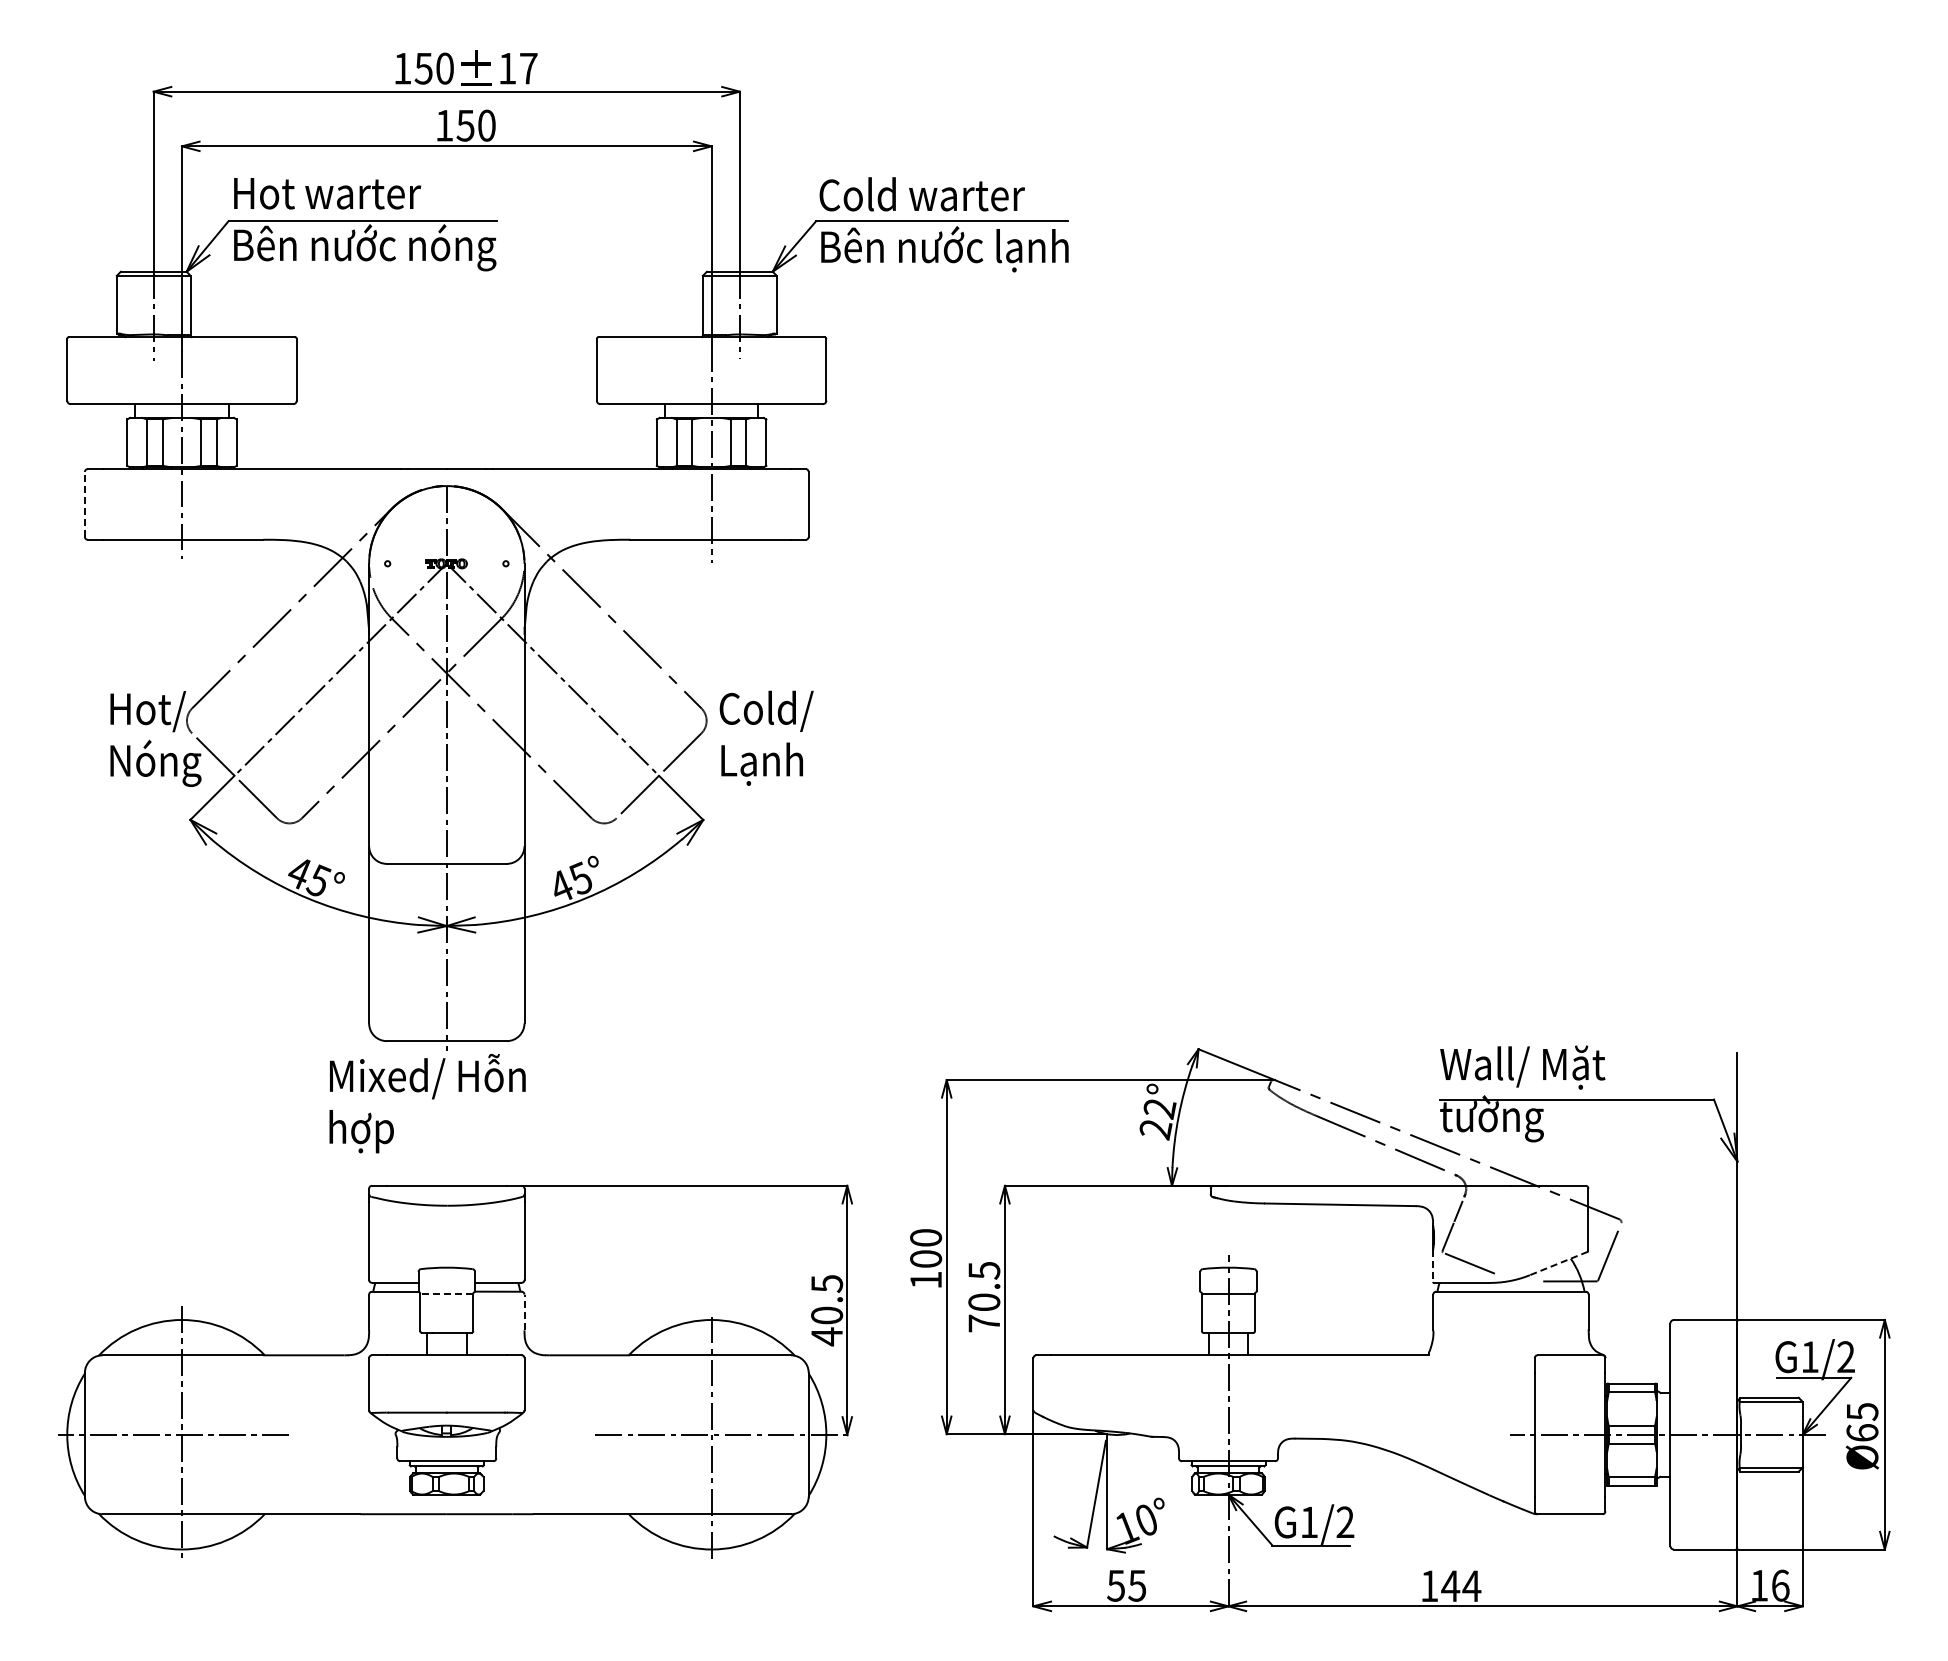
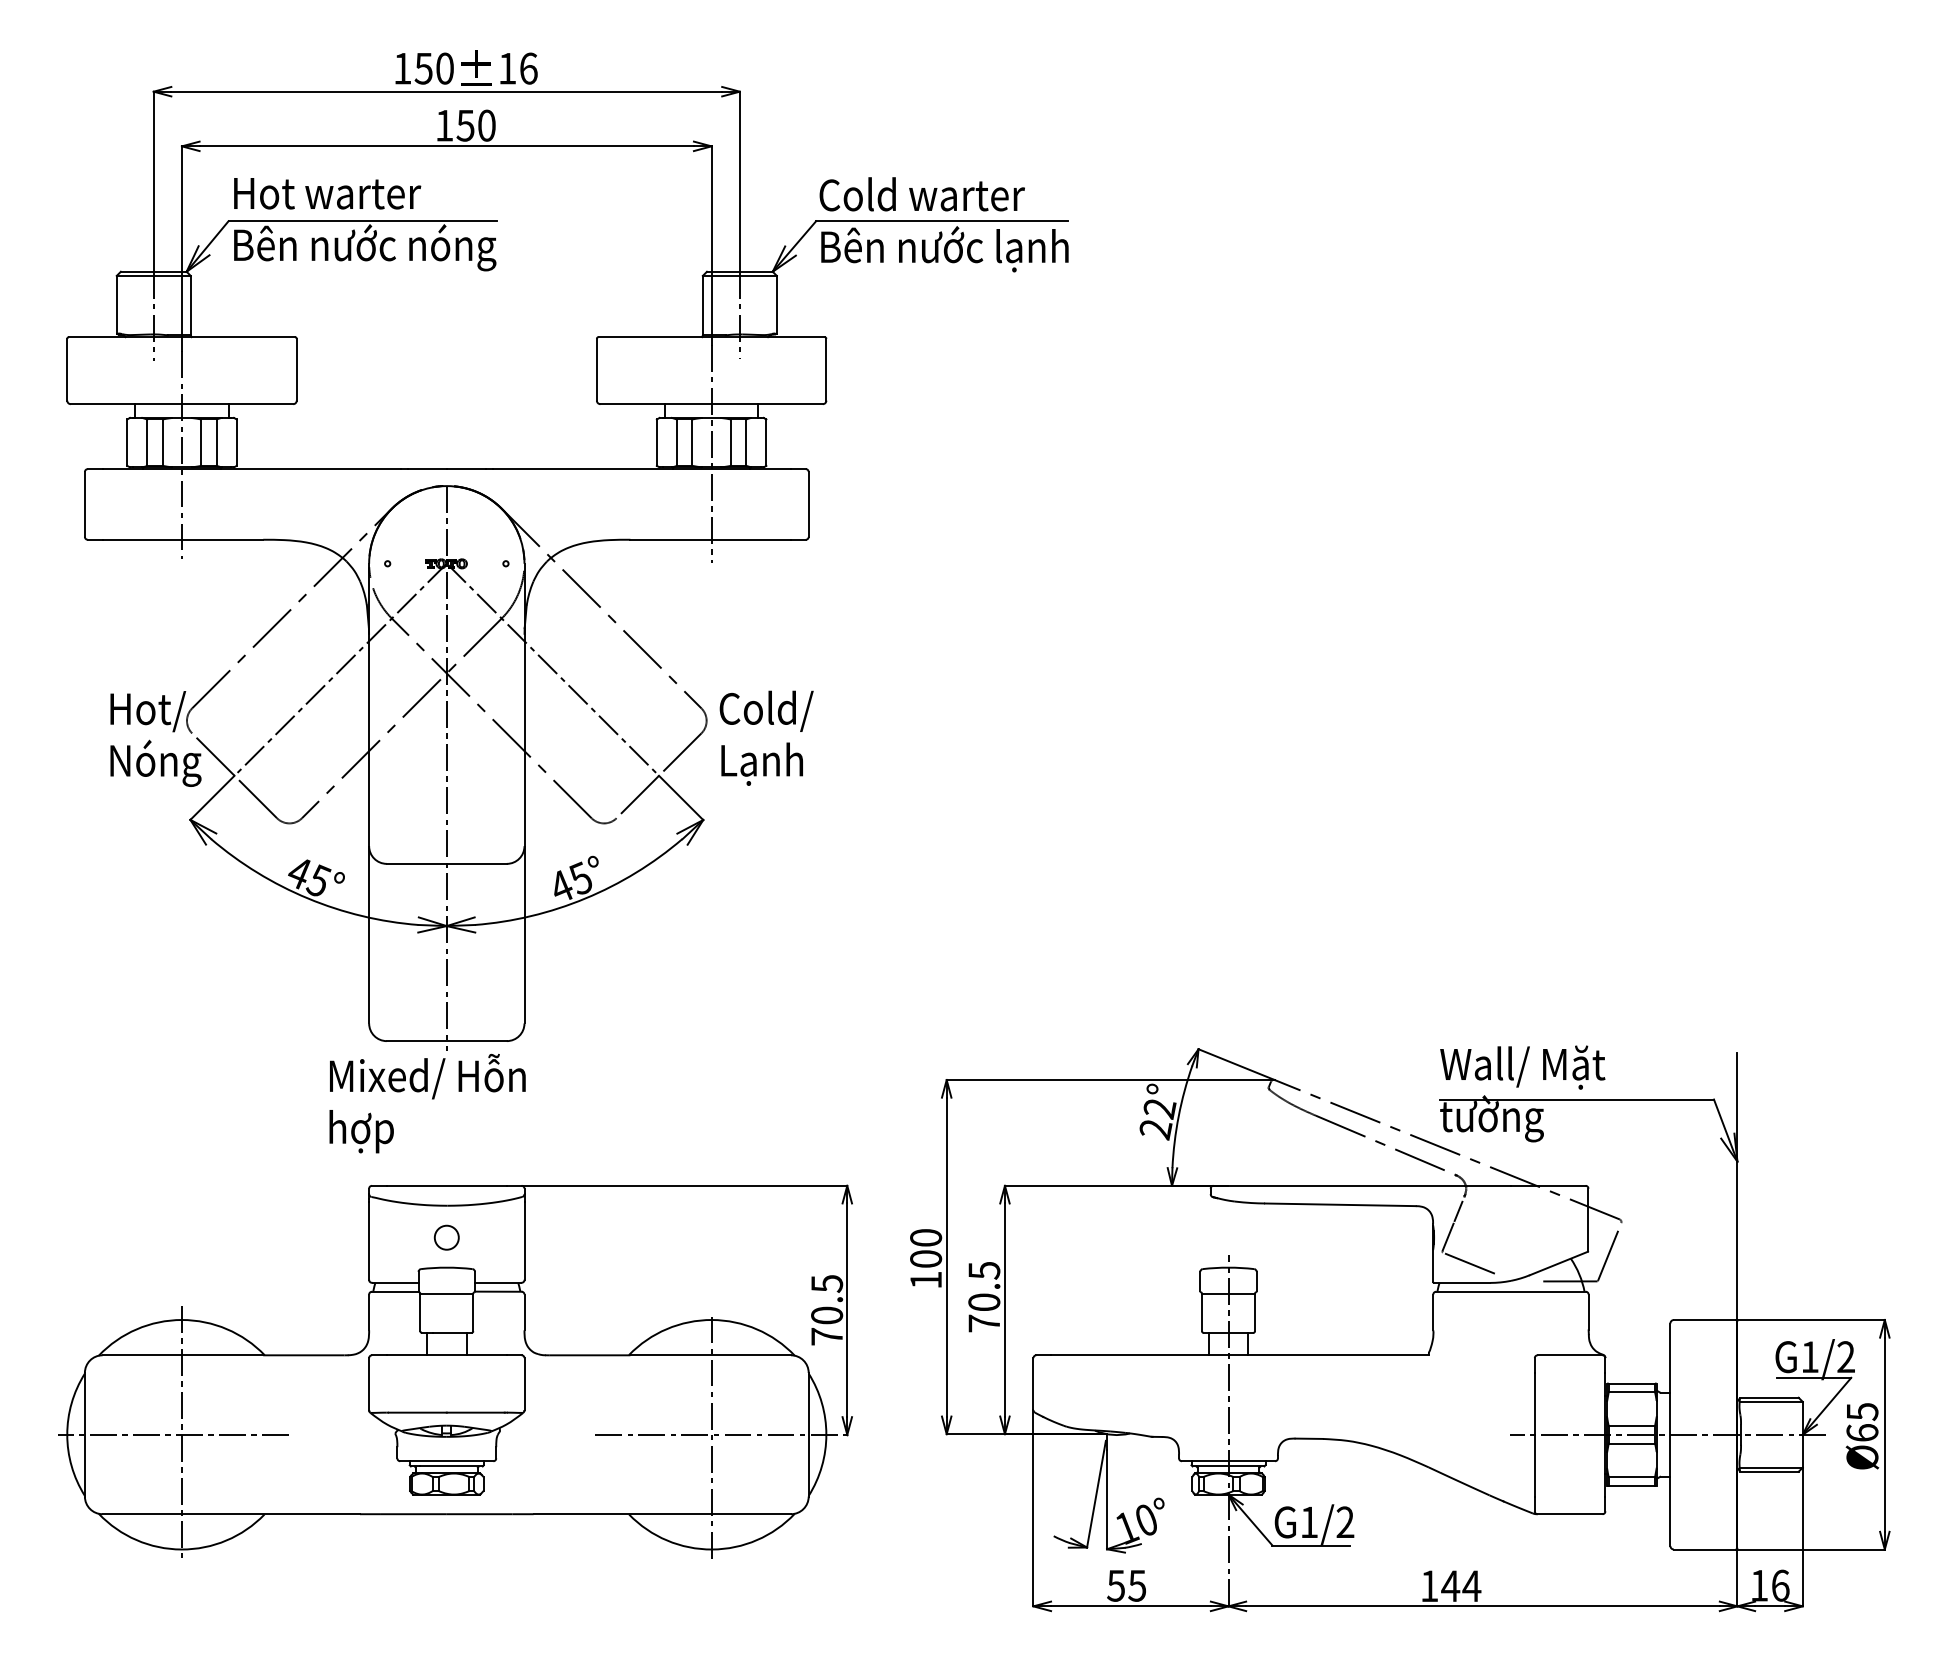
text: 17 -> 16 (528, 68)
line: dashed -> solid (84, 503)
circle: none -> present (446, 1237)
line: dashed -> solid (1558, 1263)
line: dashed -> solid (1433, 1265)
line: dashed -> solid (446, 1293)
line: dashed -> solid (524, 1312)
text: 40.5 -> 70.5 (826, 1336)
